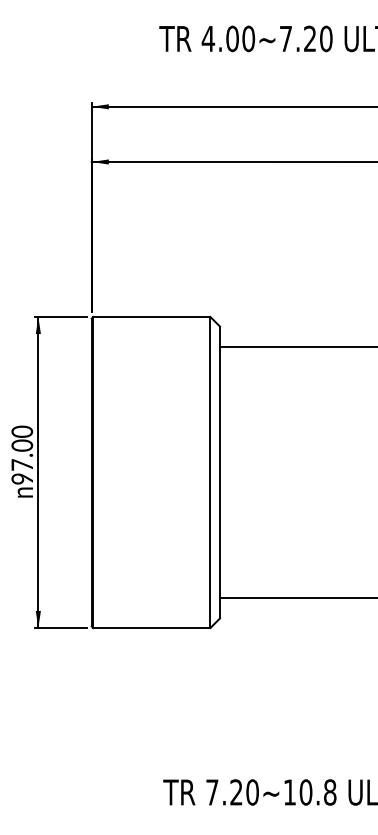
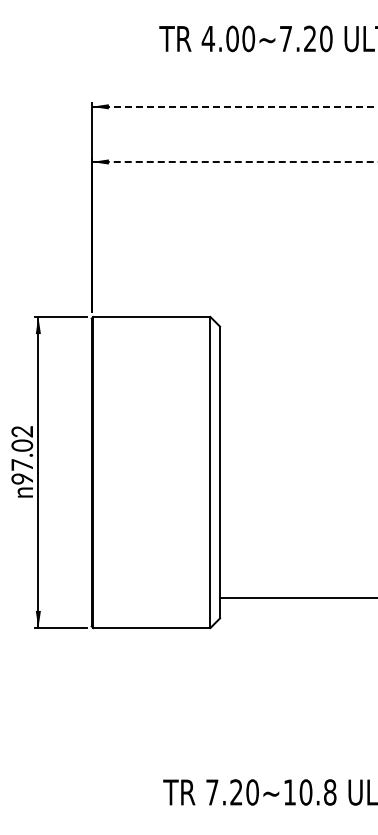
line: solid -> dashed (234, 106)
line: solid -> dashed (234, 162)
line: present -> none (297, 347)
text: 97.00 -> 97.02 (22, 431)
